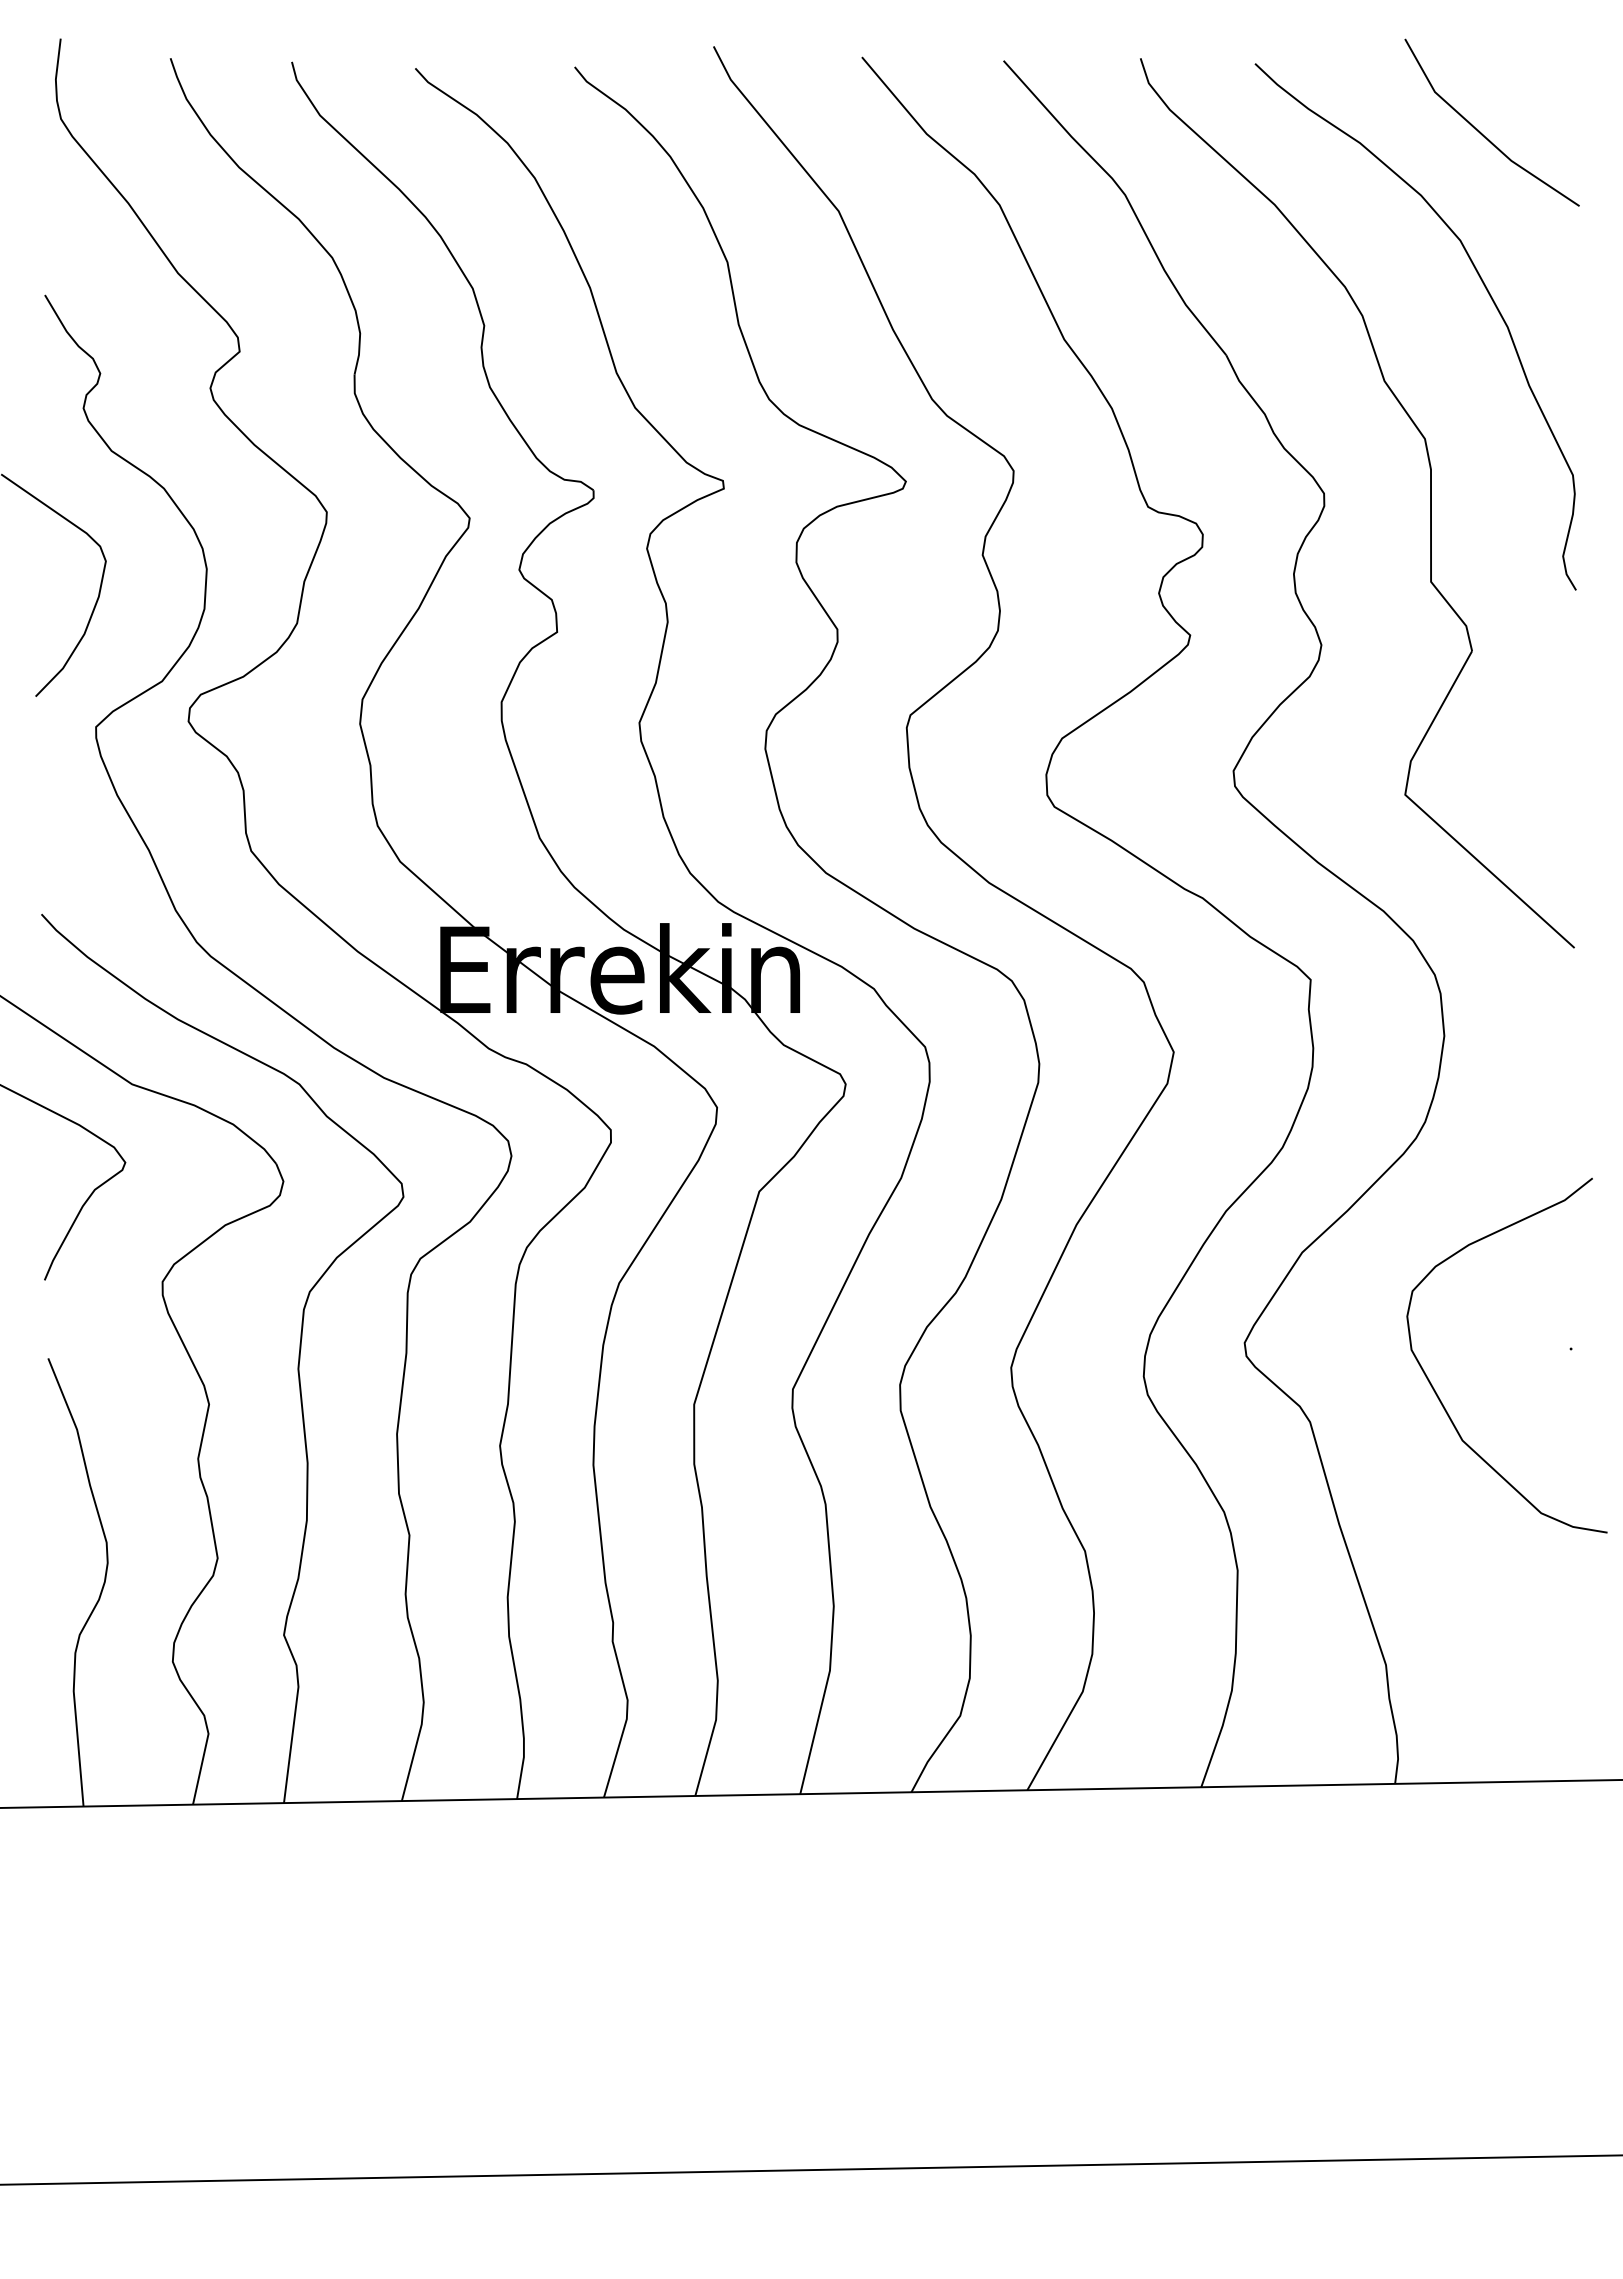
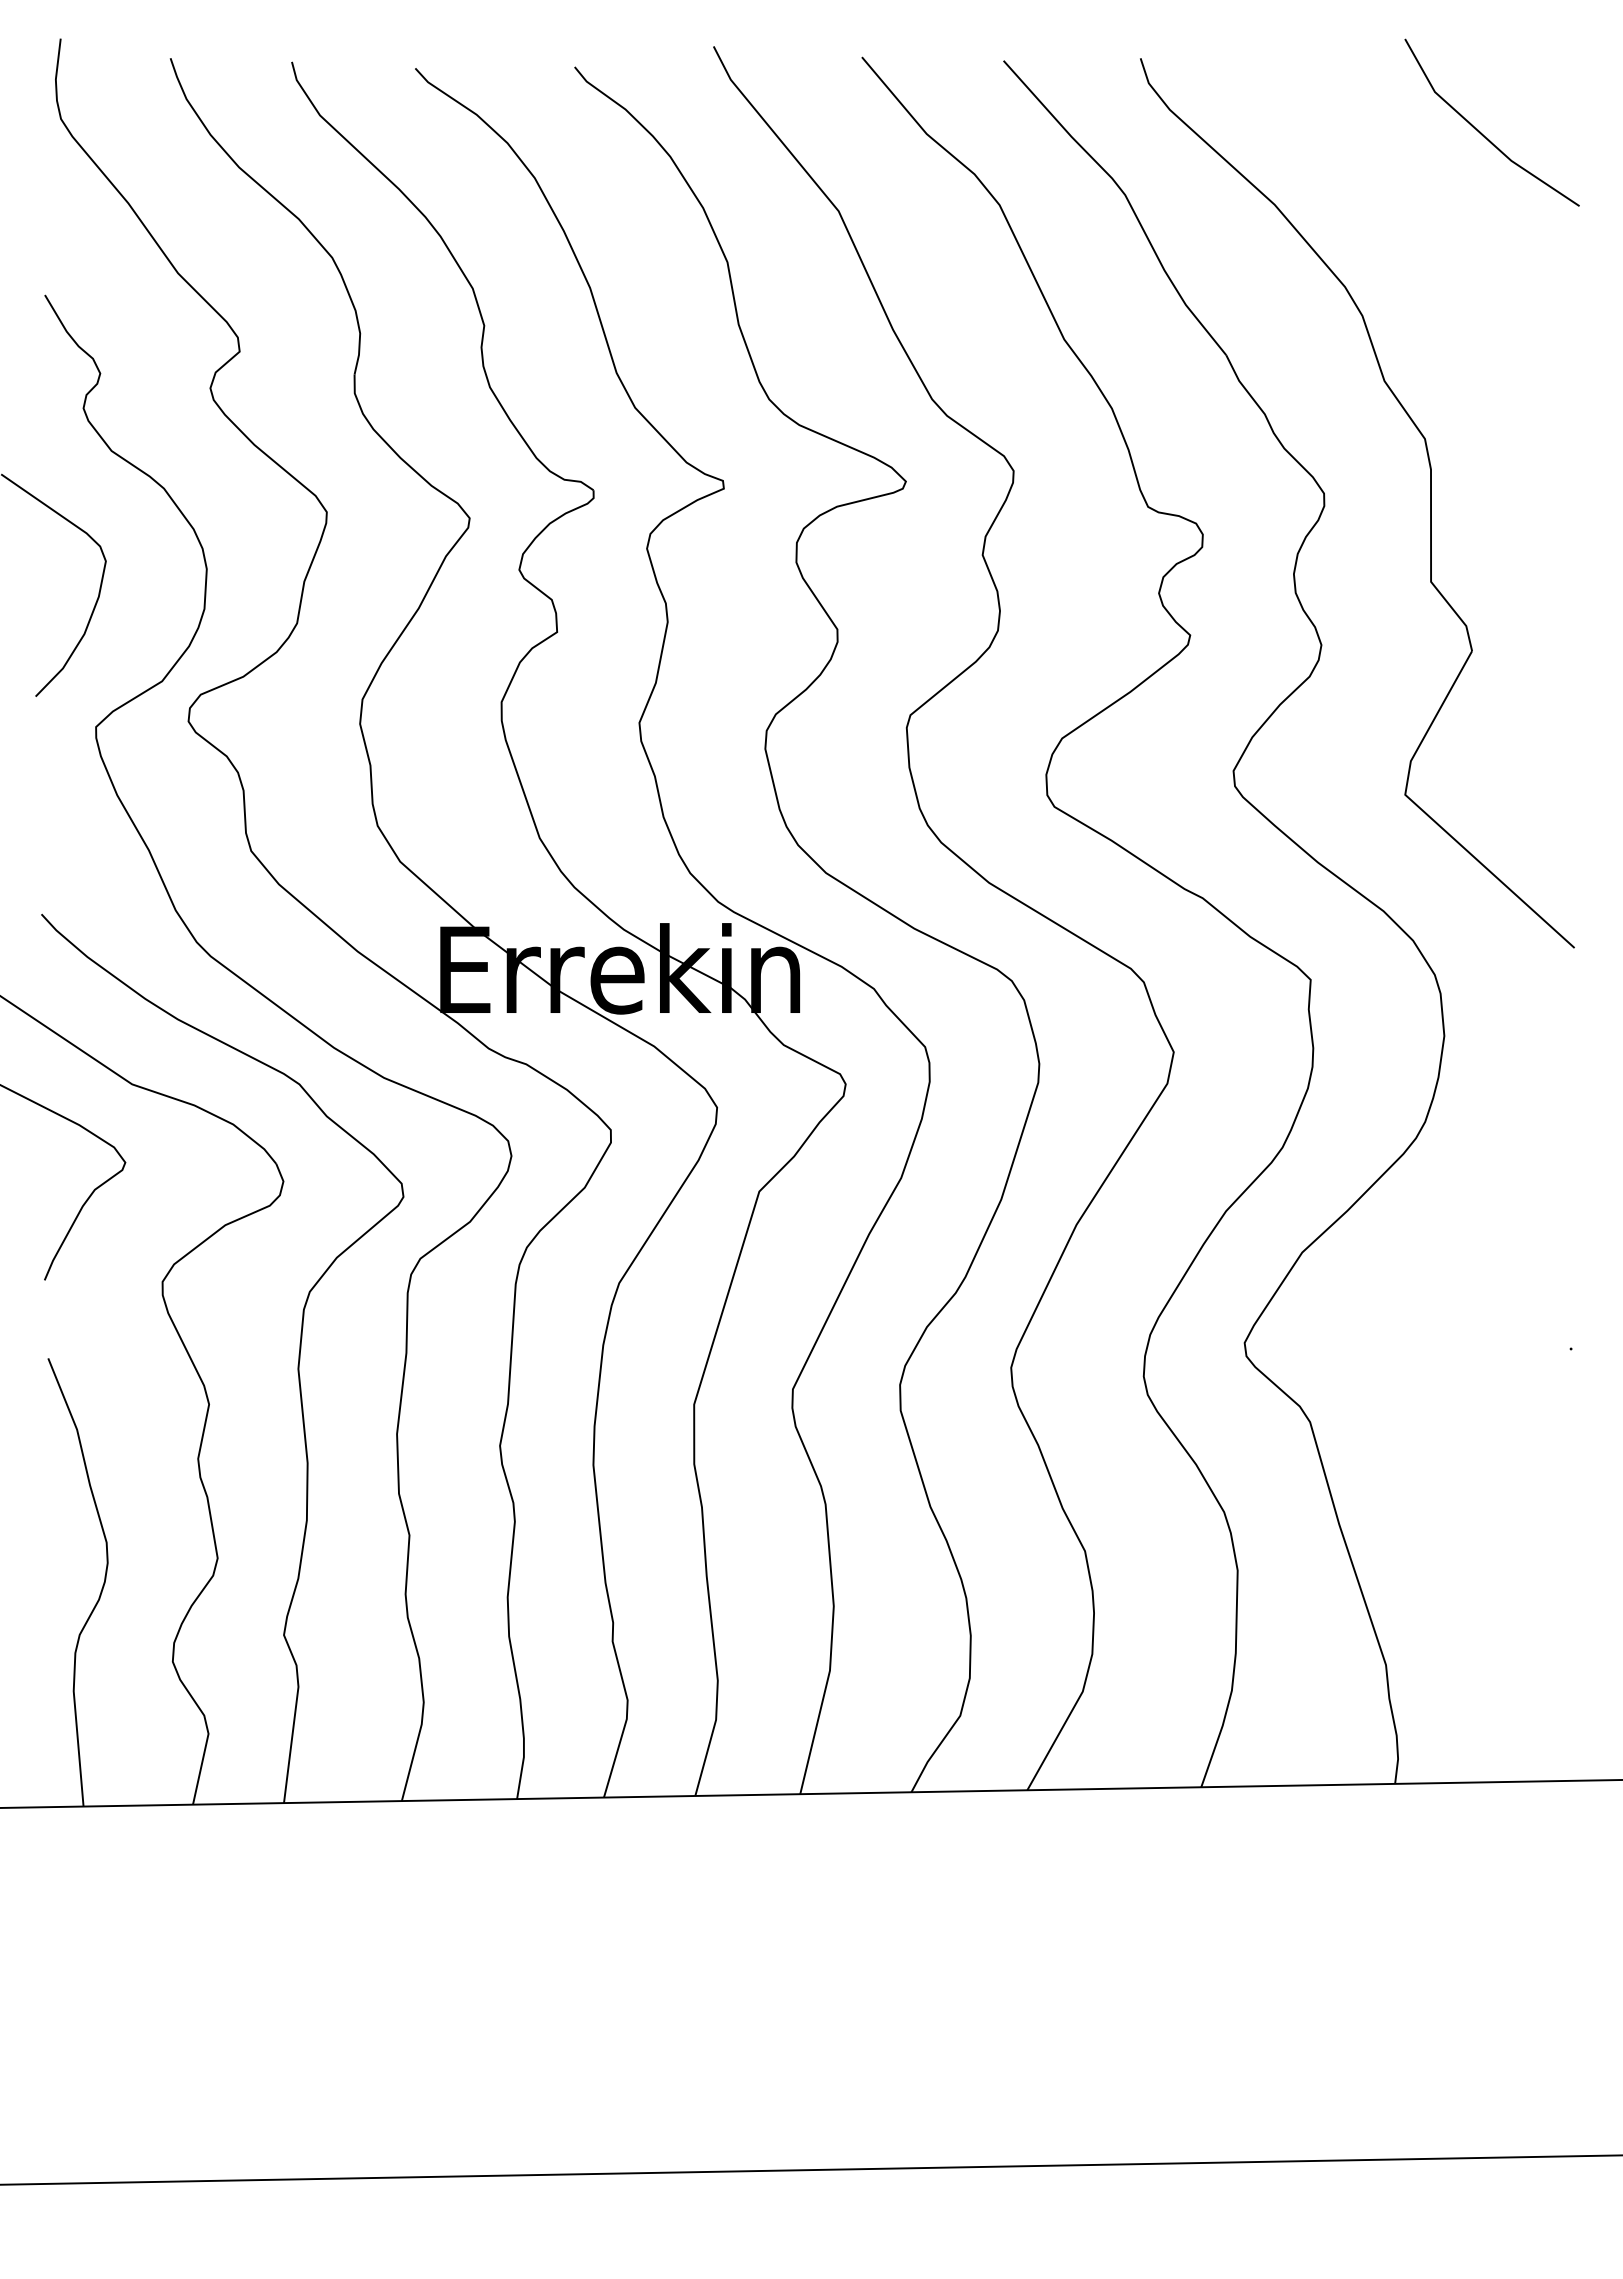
curve: present -> none (1484, 287)
curve: present -> none (1437, 1393)
